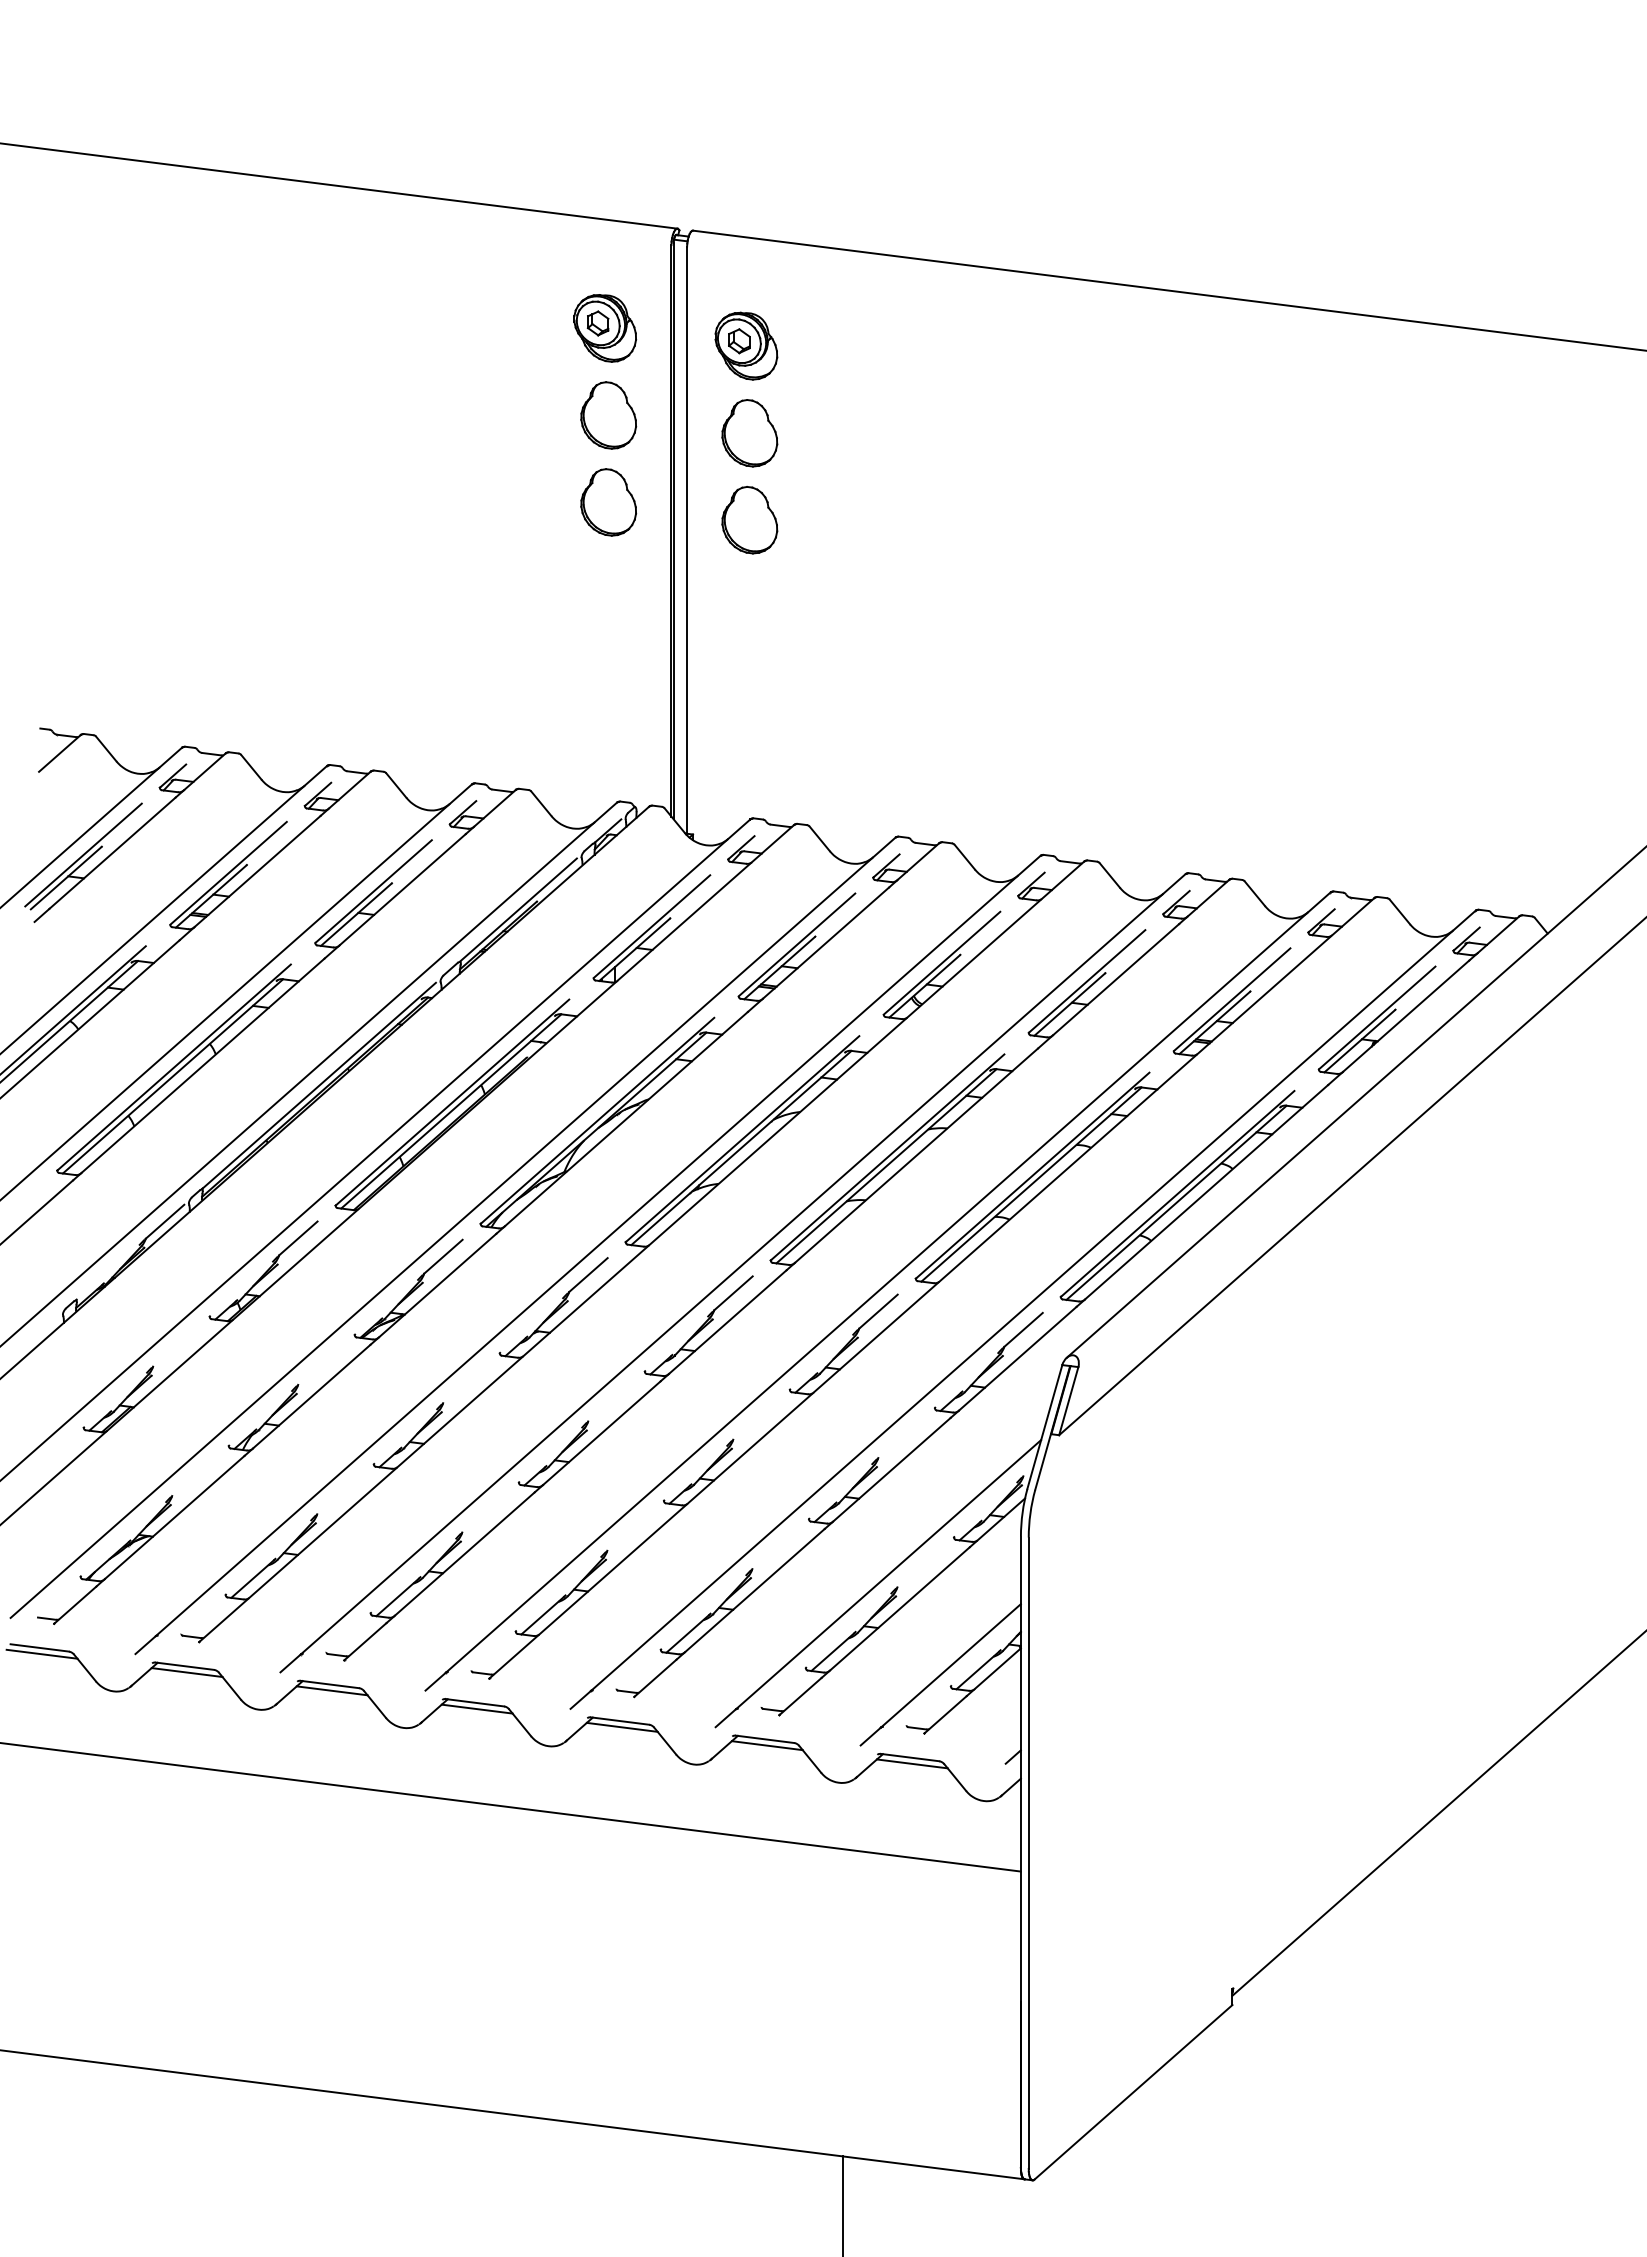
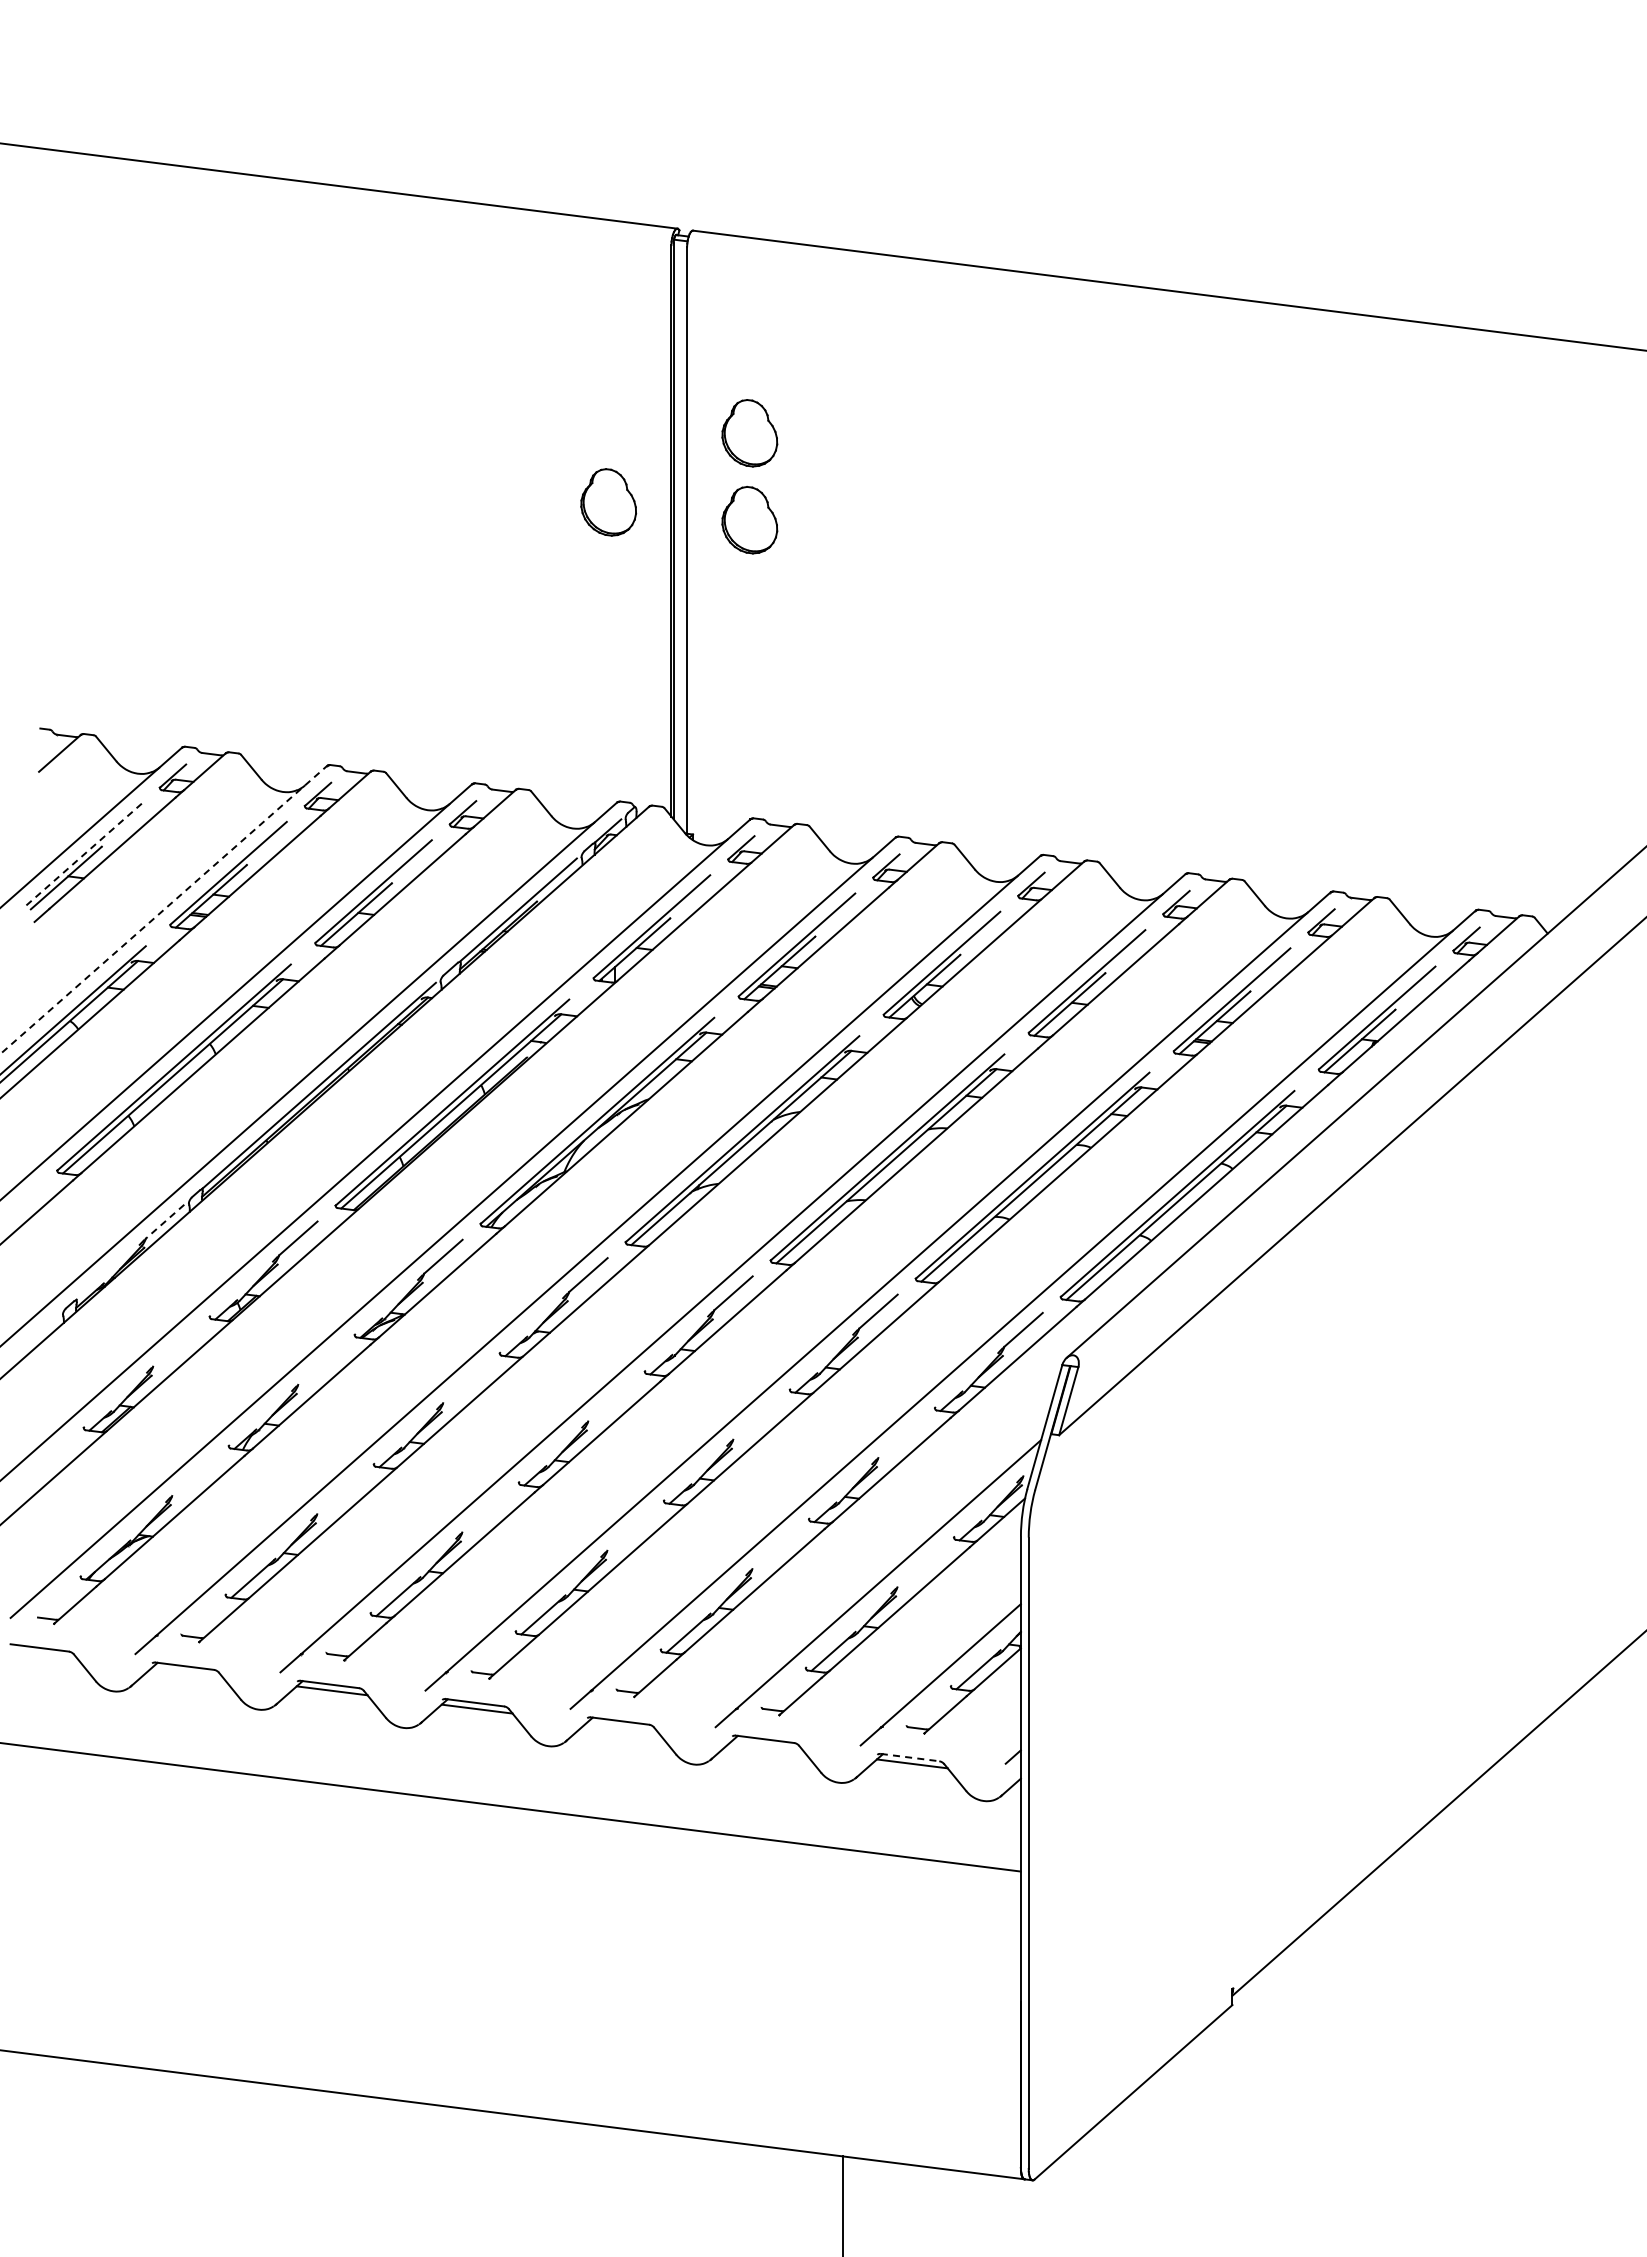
part: present -> none (605, 328)
part: present -> none (746, 345)
part: present -> none (608, 415)
line: solid -> dashed (83, 855)
line: solid -> dashed (163, 910)
line: solid -> dashed (165, 1221)
line: present -> none (41, 1653)
line: present -> none (186, 1672)
line: present -> none (621, 1726)
line: present -> none (766, 1745)
line: solid -> dashed (910, 1757)
